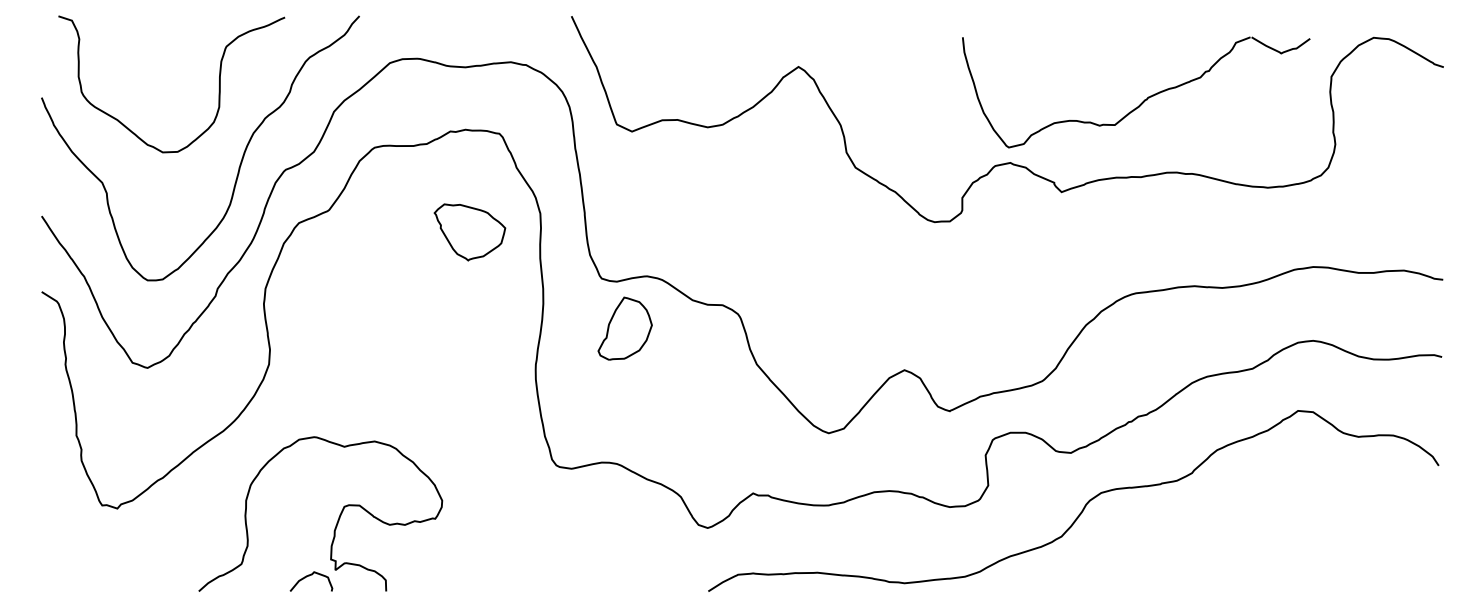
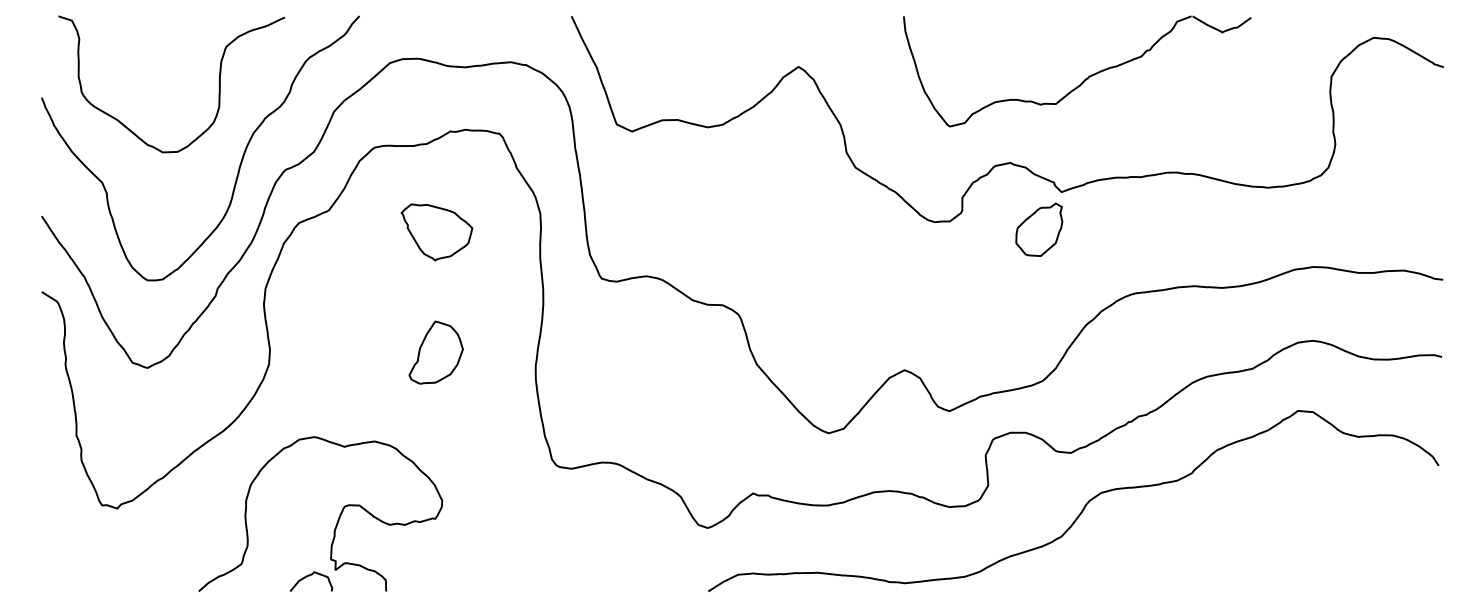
part position: (1144, 99) -> (1085, 78) (1085, 78)
part: none -> present (1039, 229)
part position: (469, 232) -> (436, 232) (436, 232)
part position: (624, 328) -> (435, 352) (435, 352)
